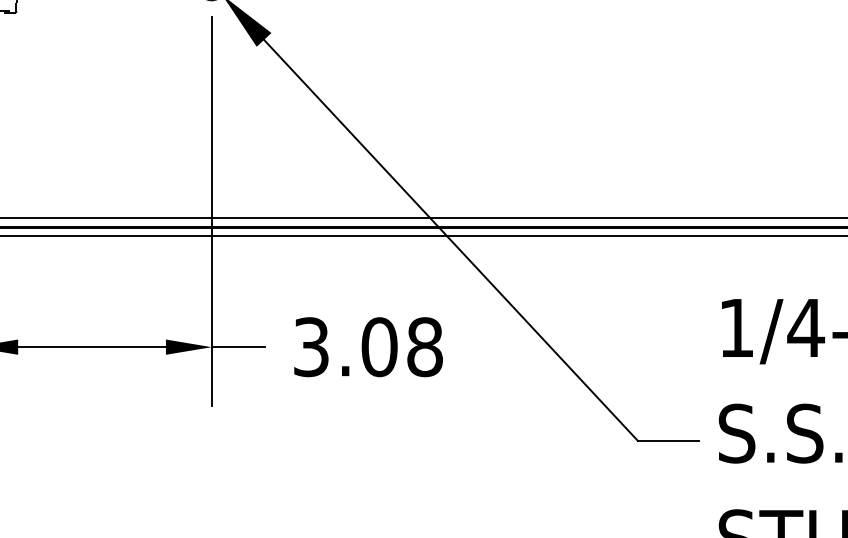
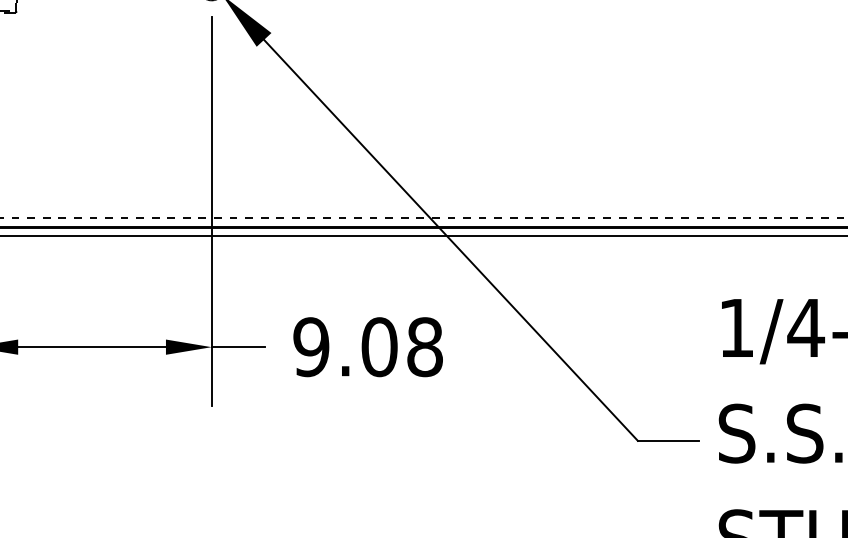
line: solid -> dashed (424, 218)
text: 3.08 -> 9.08 (311, 347)
